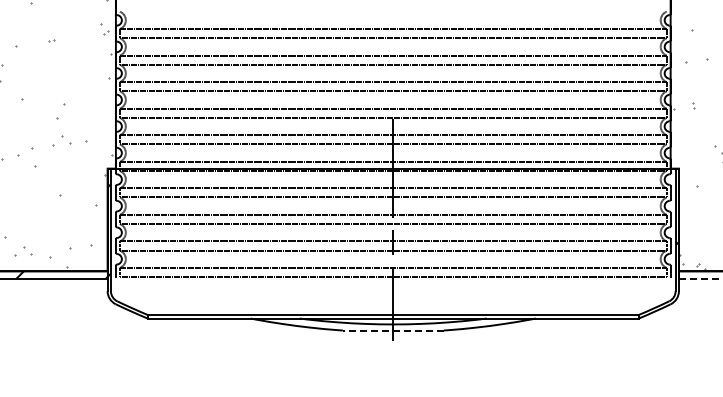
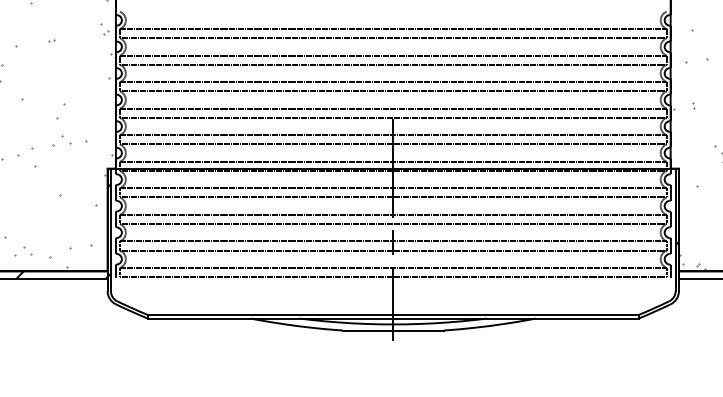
line: dashed -> solid (700, 278)
line: dashed -> solid (392, 330)
